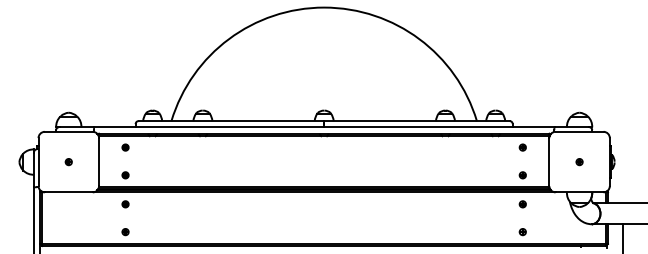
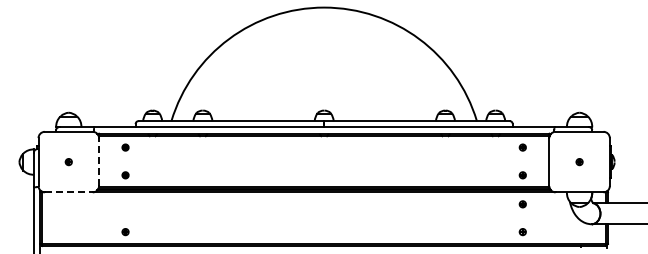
line: solid -> dashed (99, 162)
line: solid -> dashed (68, 192)
part: present -> none (125, 204)
line: present -> none (623, 237)
